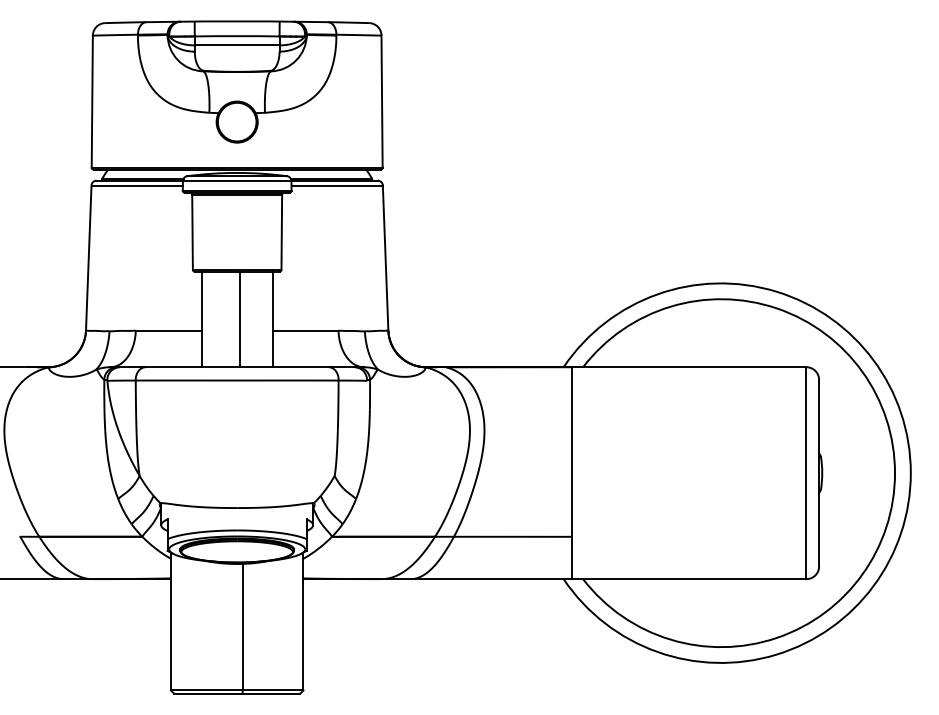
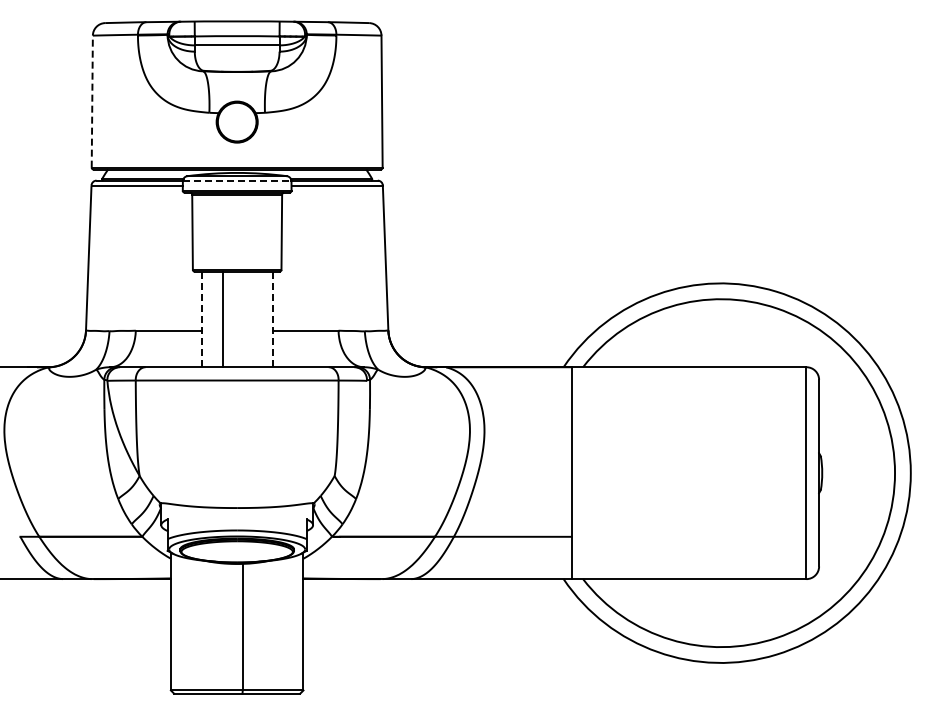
line: solid -> dashed (92, 101)
line: solid -> dashed (237, 181)
line: solid -> dashed (201, 319)
line position: (240, 319) -> (223, 319) (223, 319)
line: solid -> dashed (272, 319)
